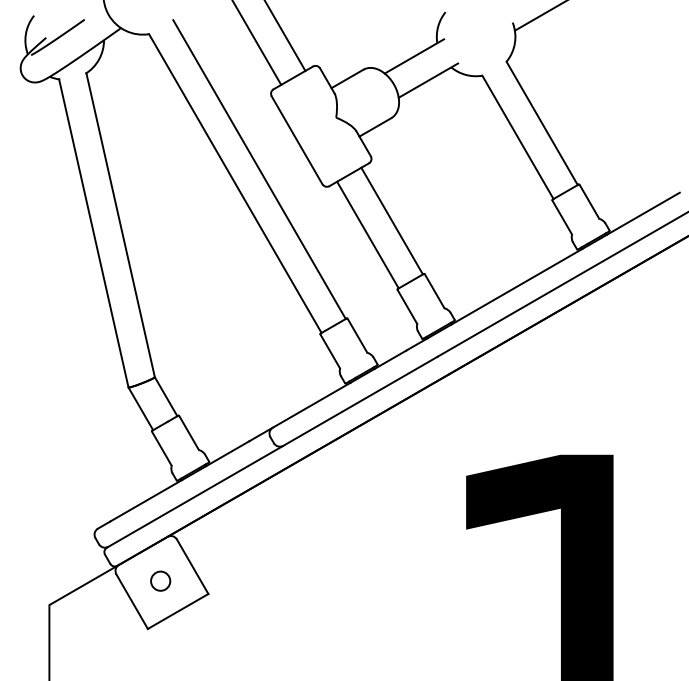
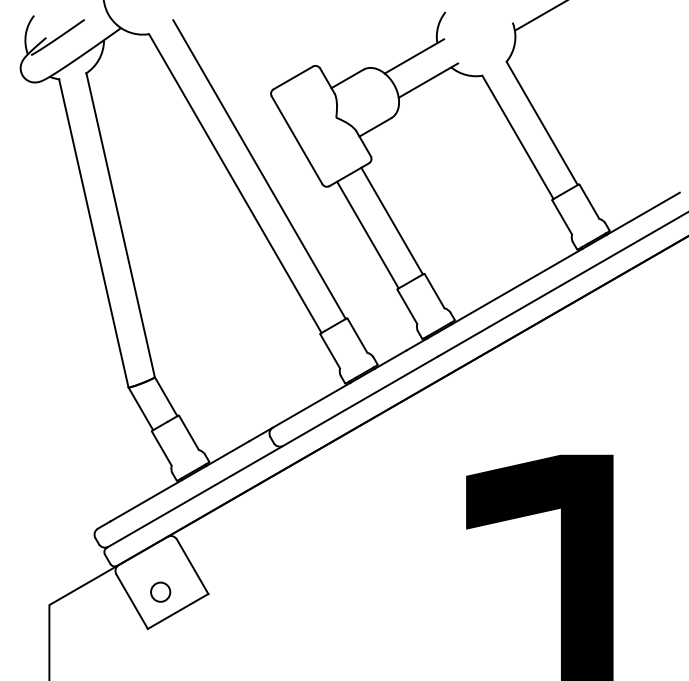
line: present -> none (285, 36)
line: present -> none (257, 43)
circle position: (160, 580) -> (160, 591) (160, 591)
